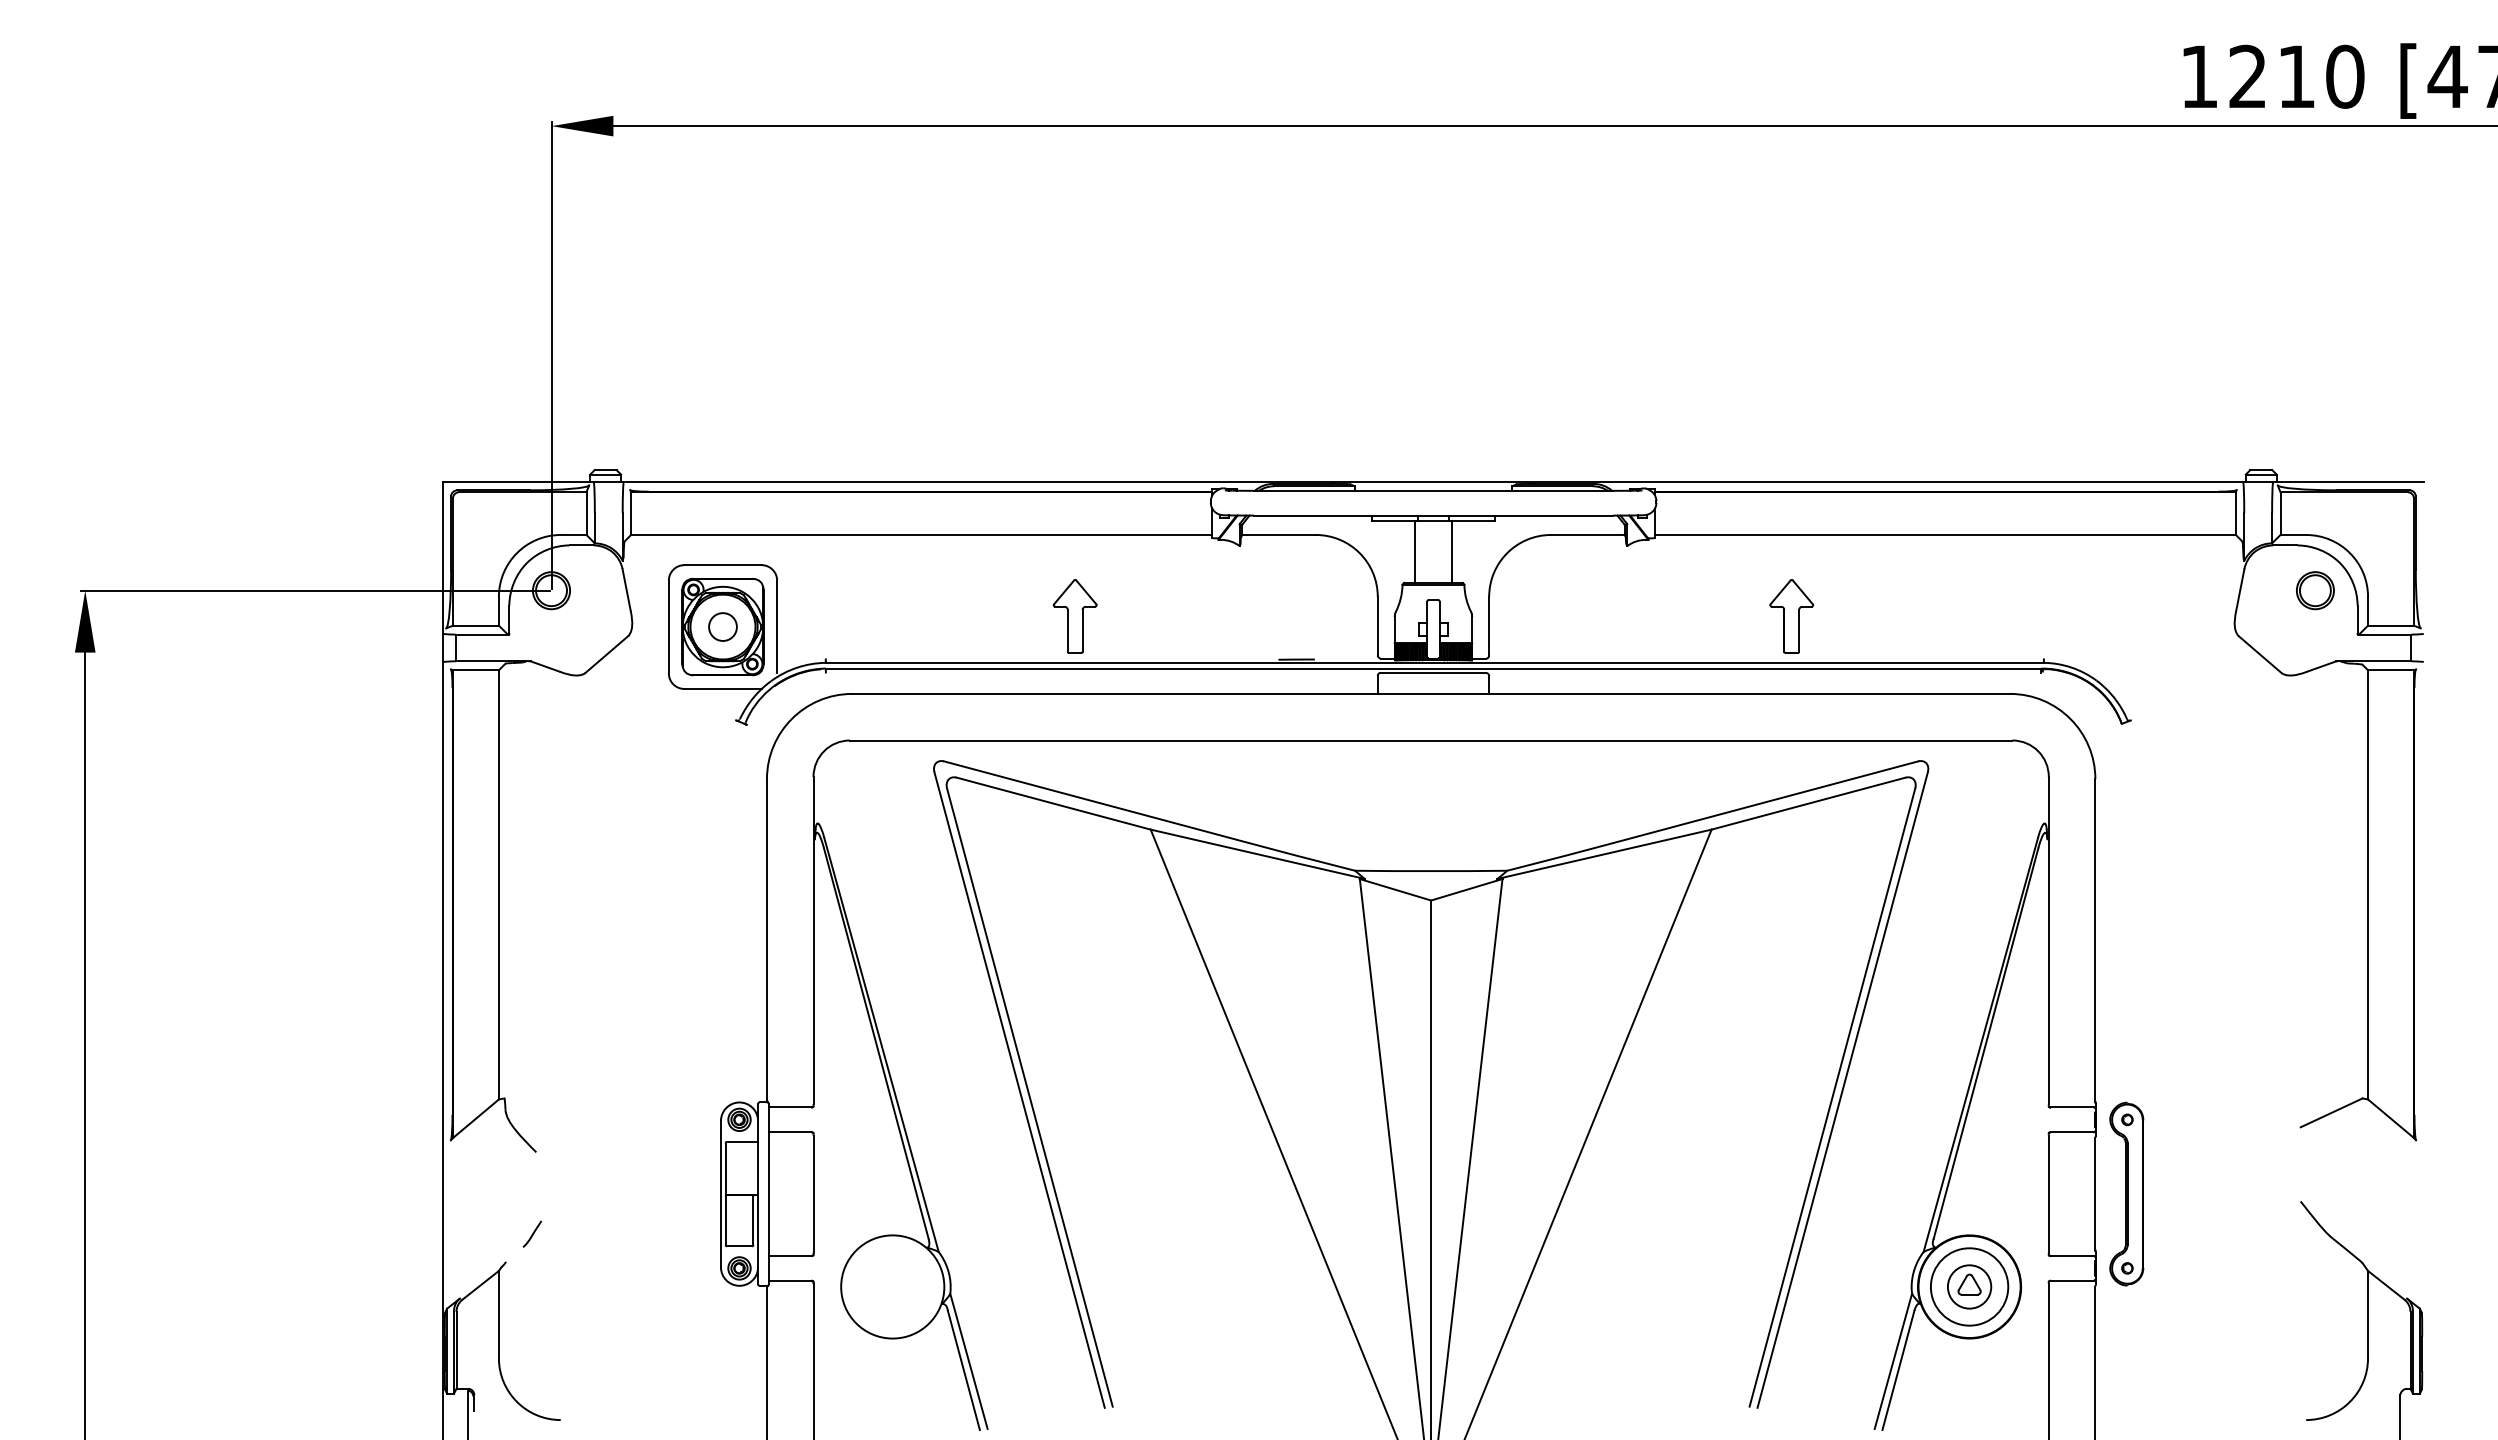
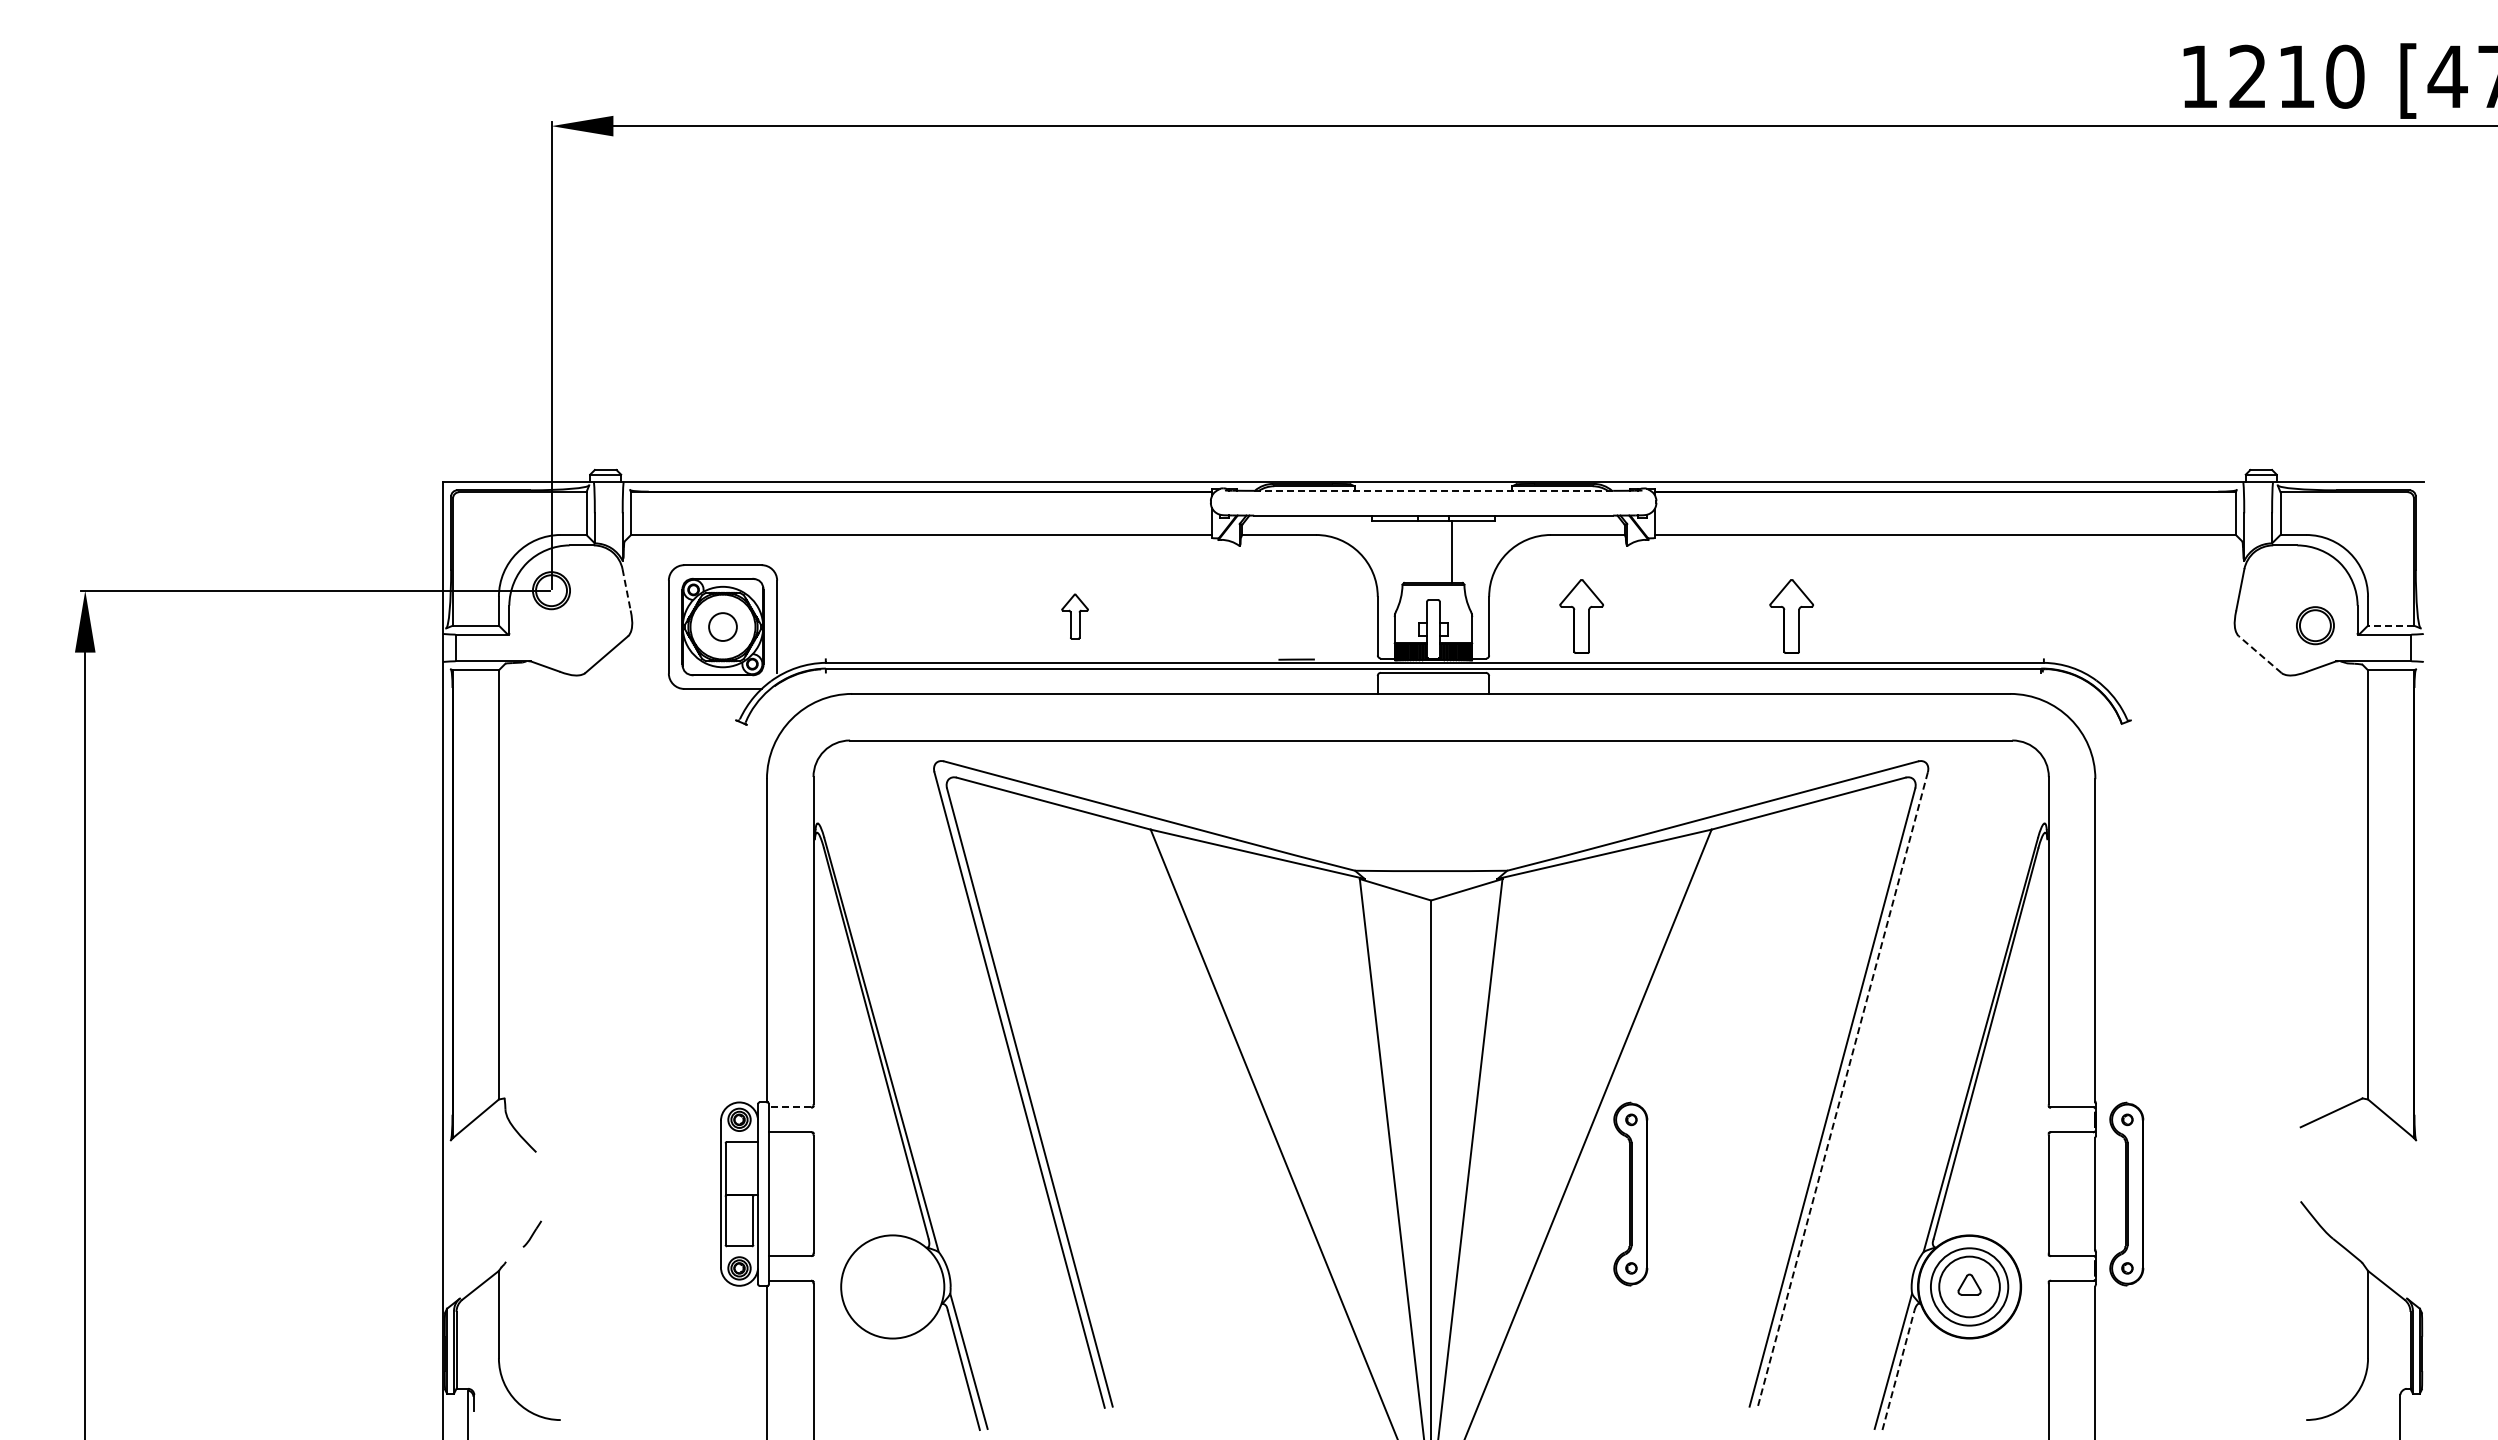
line: solid -> dashed (1434, 490)
line: present -> none (1414, 551)
line: solid -> dashed (626, 590)
part position: (2315, 590) -> (2315, 625) (2315, 625)
part size: 46x75 px -> 28x47 px (1074, 616)
part: none -> present (1581, 616)
line: solid -> dashed (2390, 625)
line: solid -> dashed (2259, 654)
line: solid -> dashed (1842, 1090)
line: solid -> dashed (789, 1107)
part: none -> present (1630, 1193)
circle diameter: 43 px -> 61 px (1969, 1286)
line: solid -> dashed (1898, 1370)
